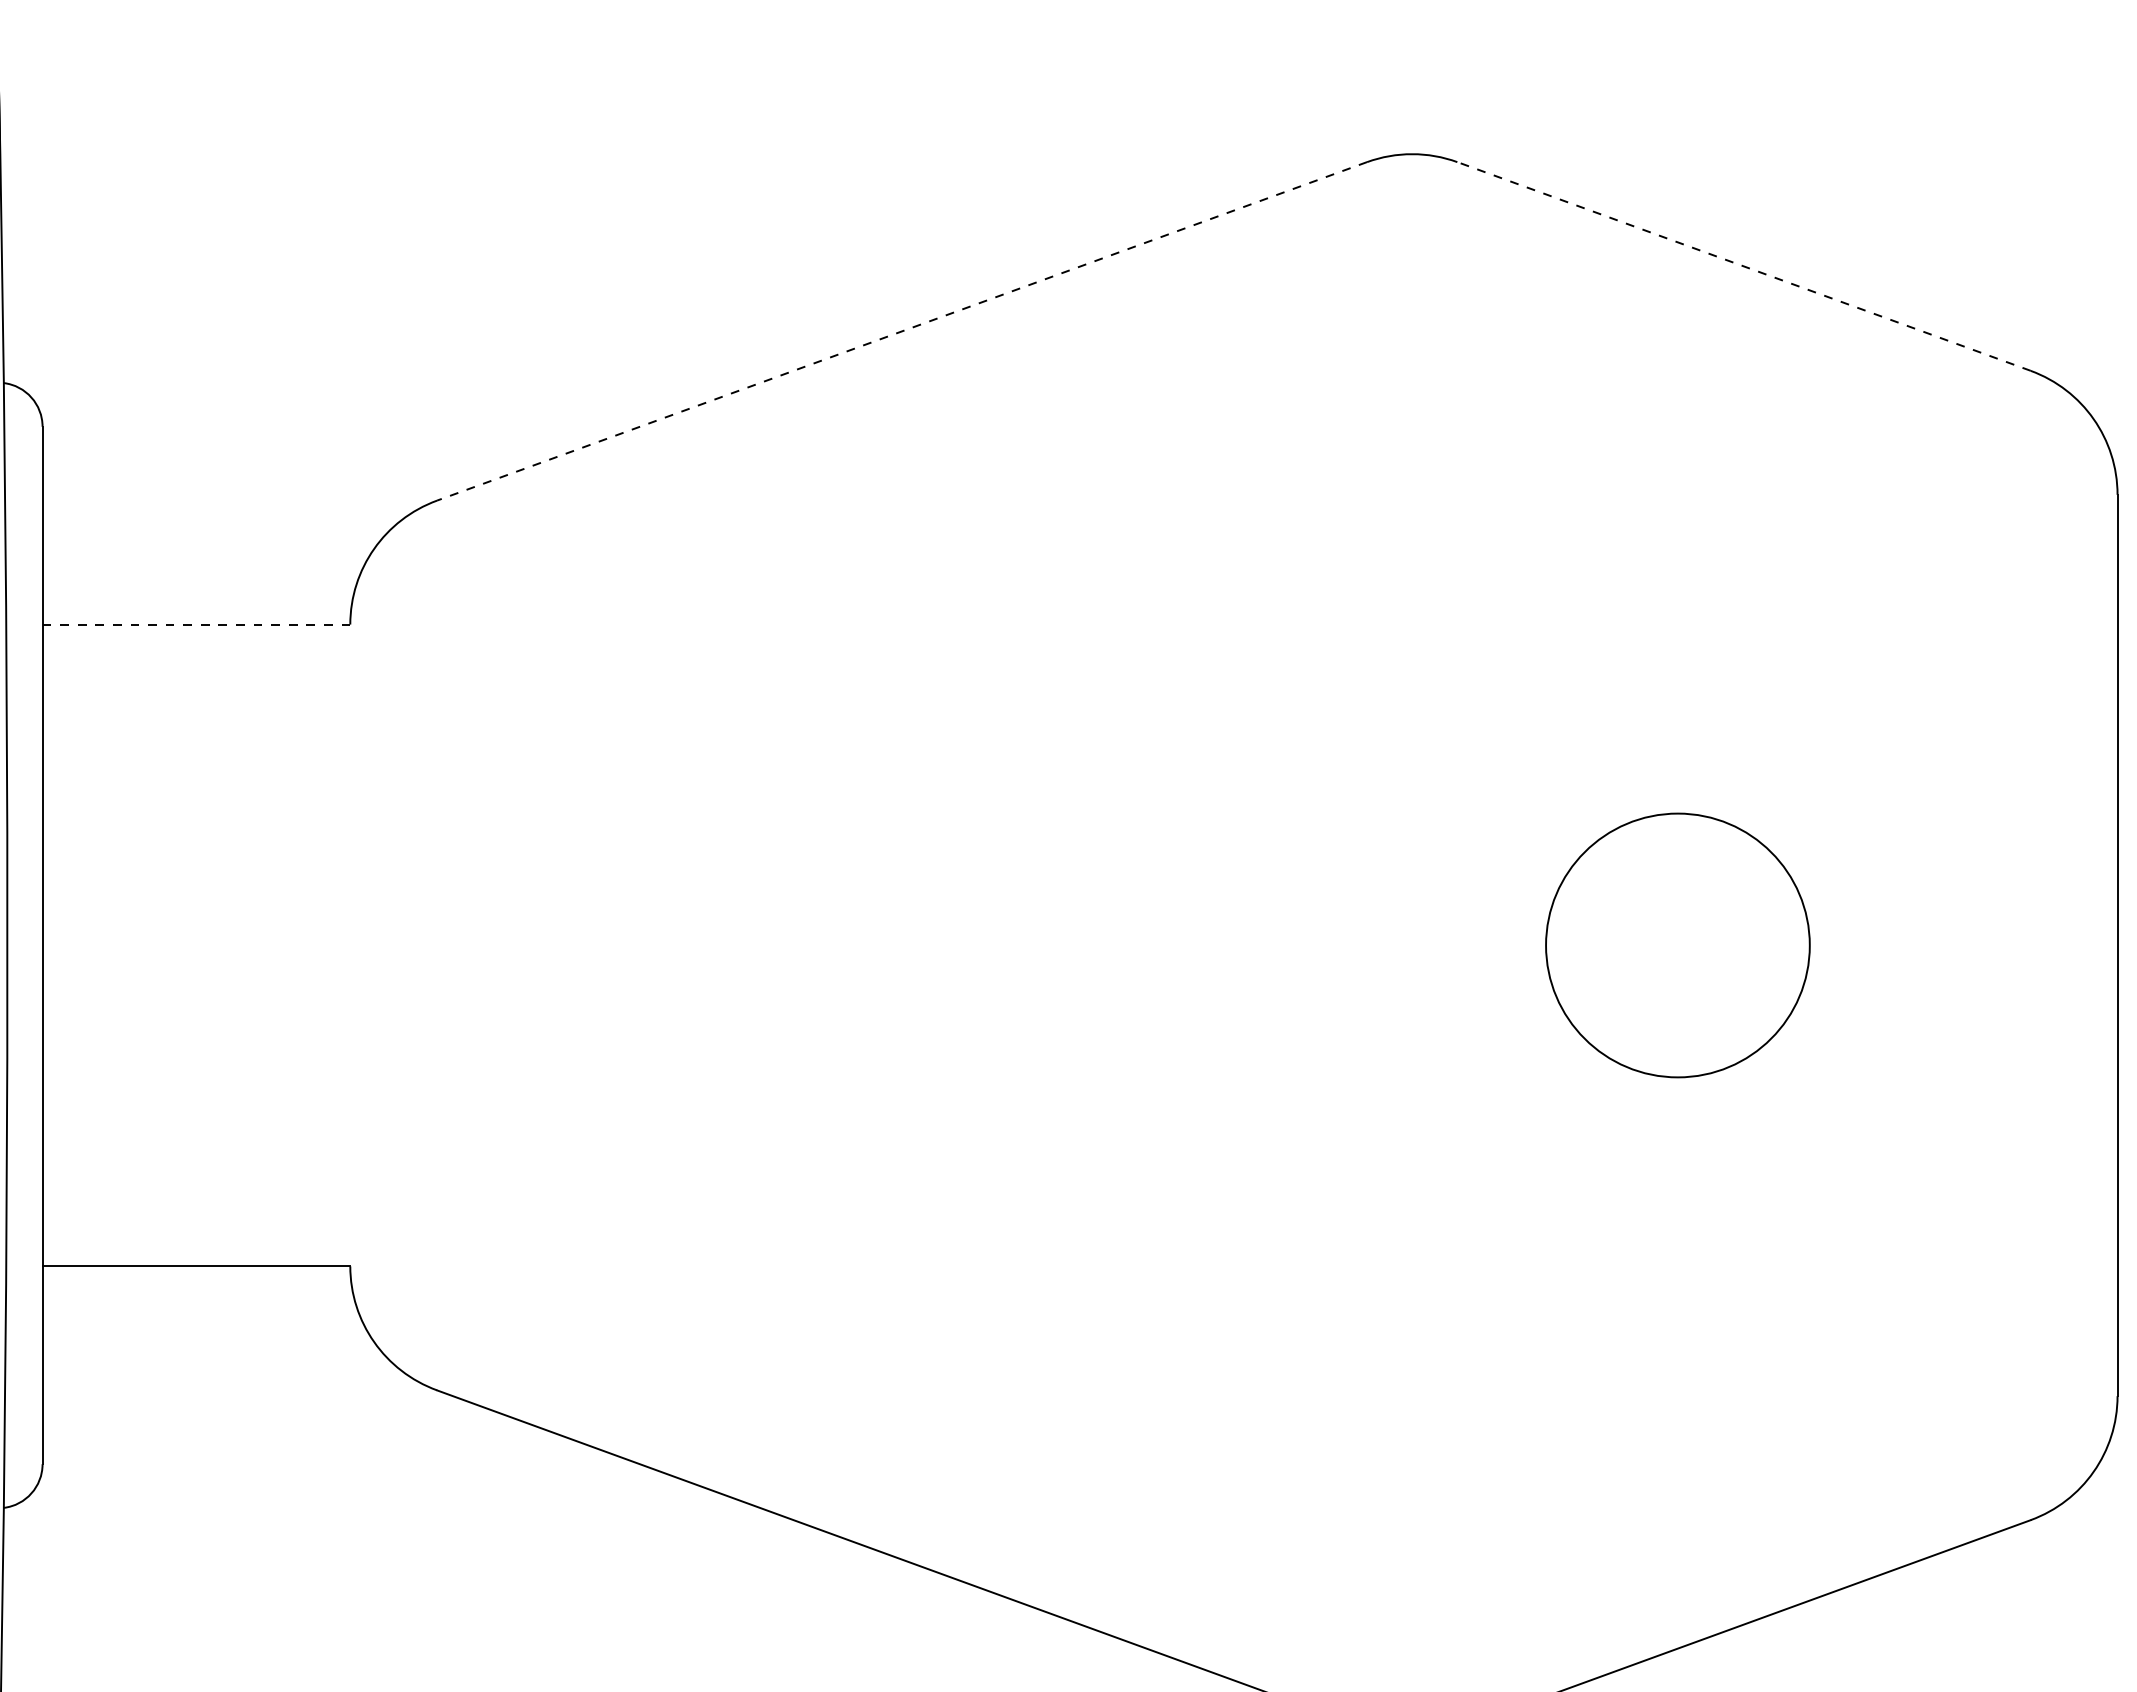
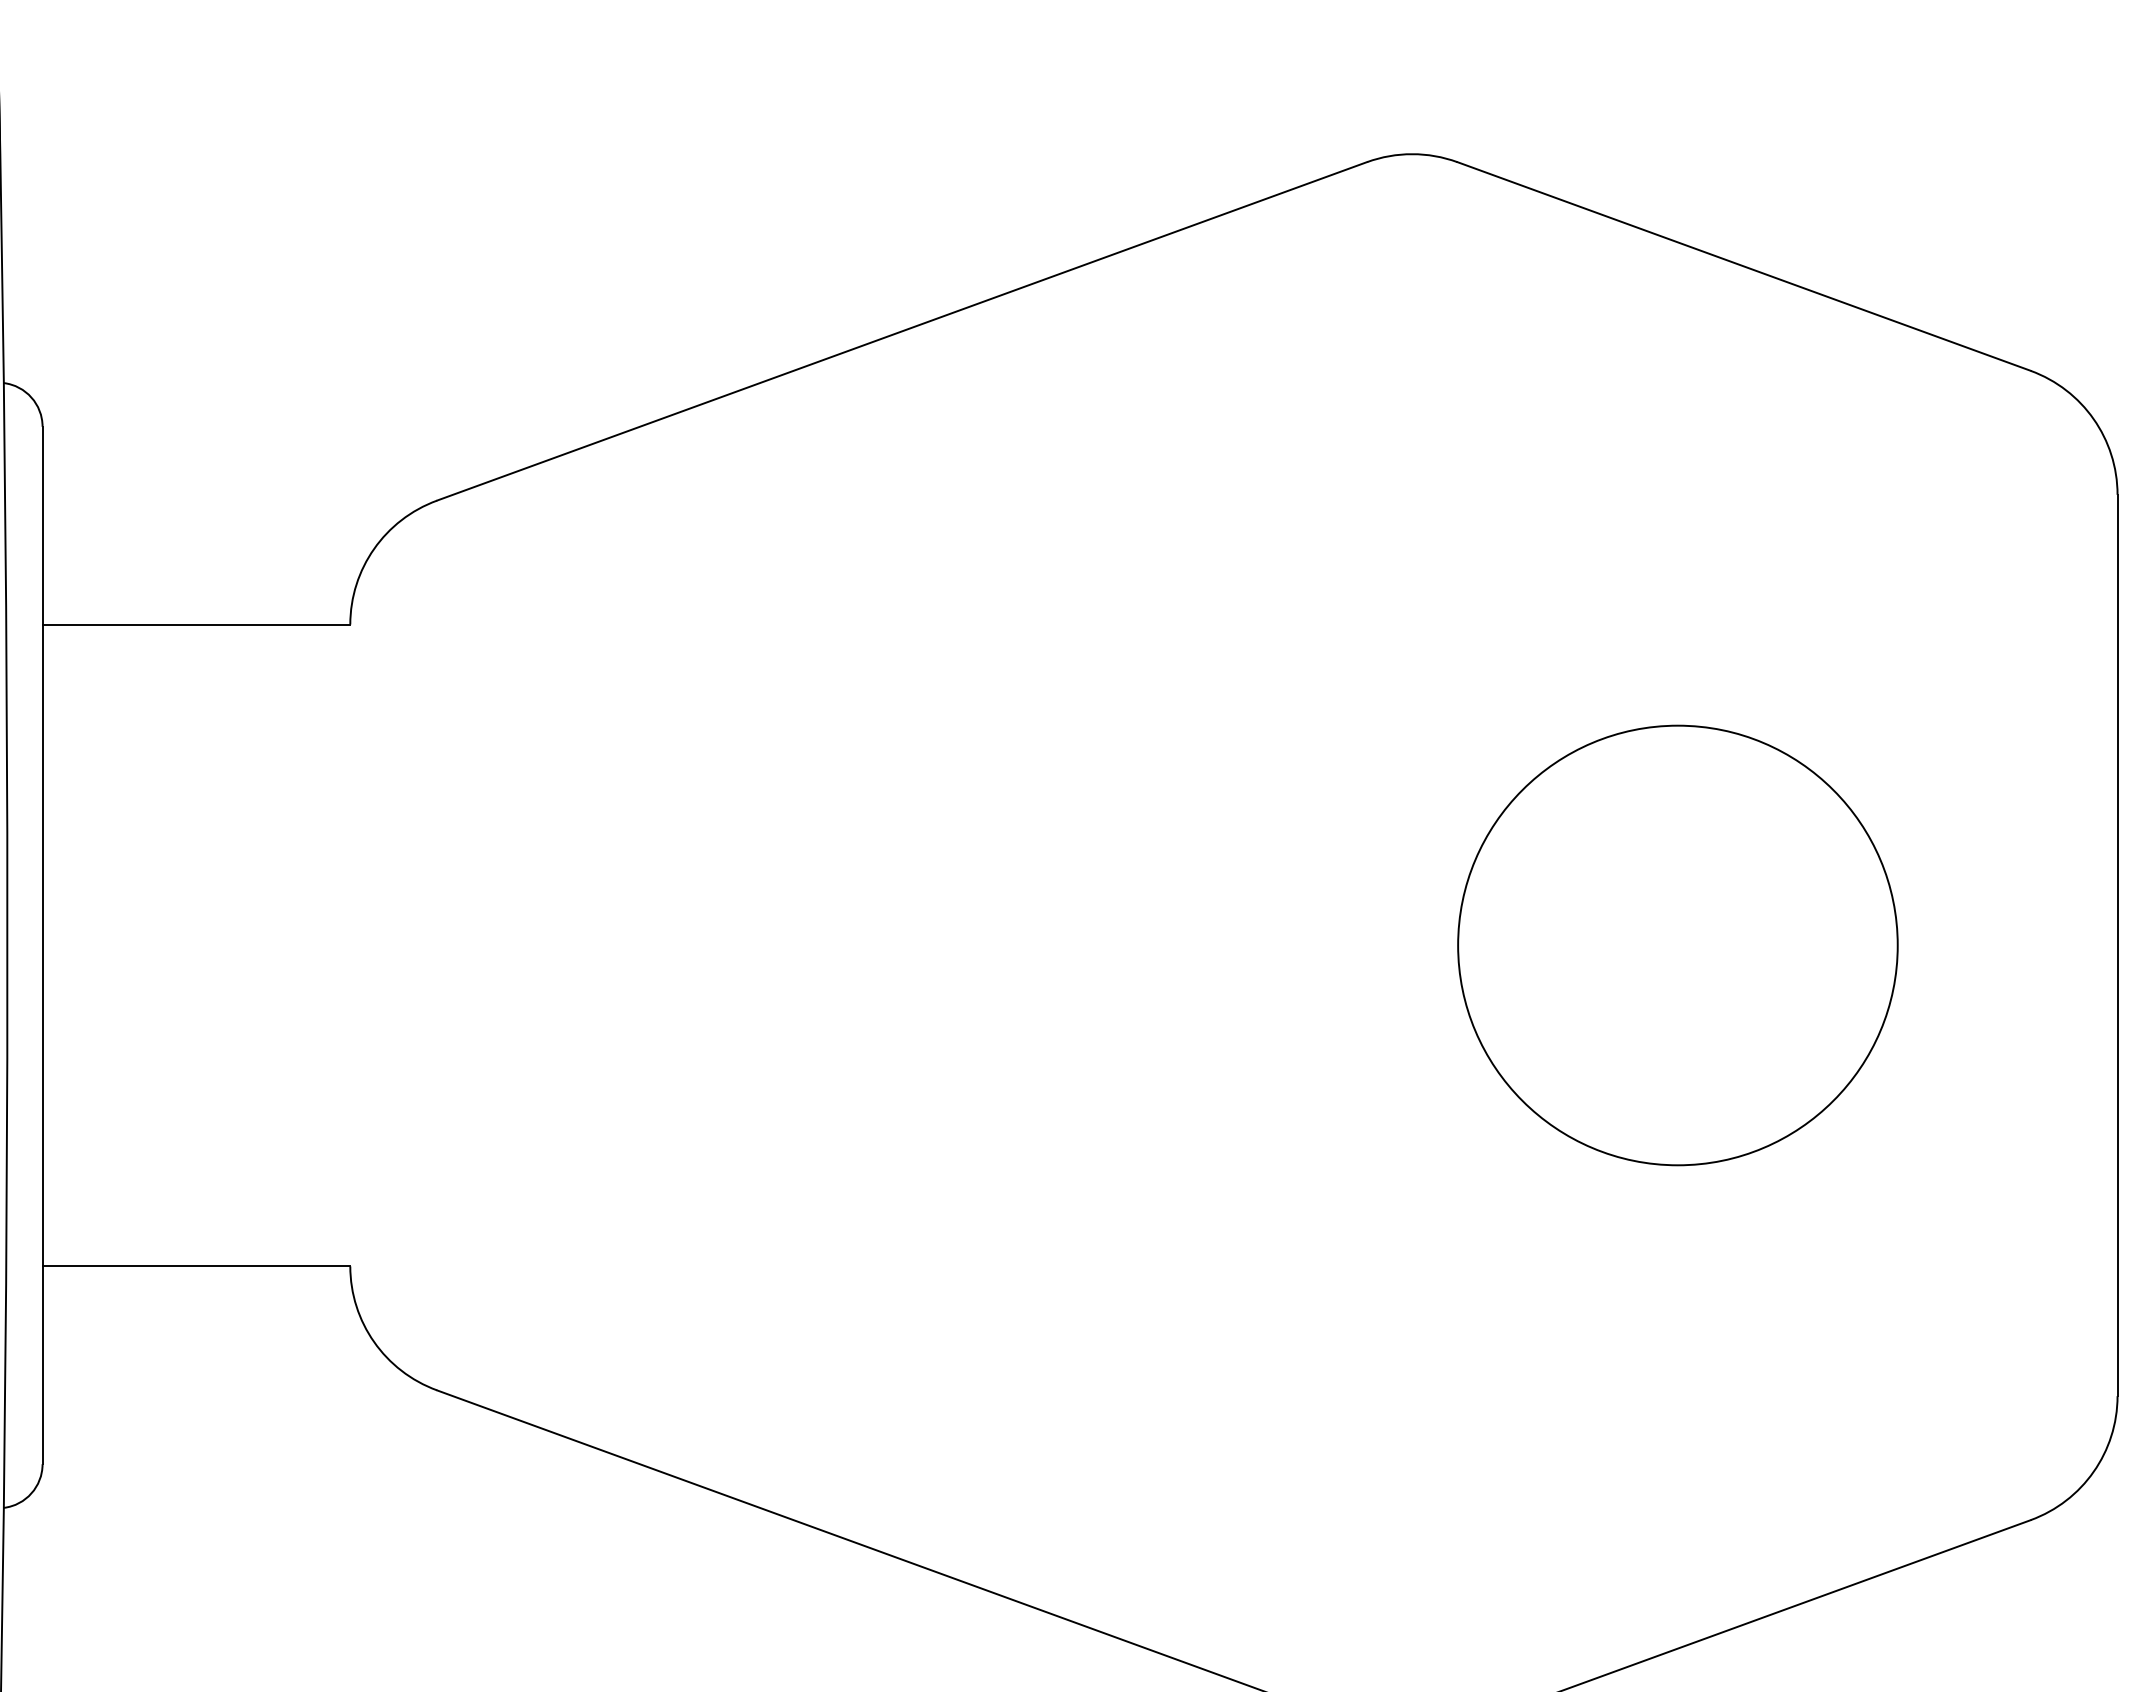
line: dashed -> solid (1743, 266)
line: dashed -> solid (902, 331)
line: dashed -> solid (196, 624)
circle diameter: 264 px -> 440 px (1677, 945)
